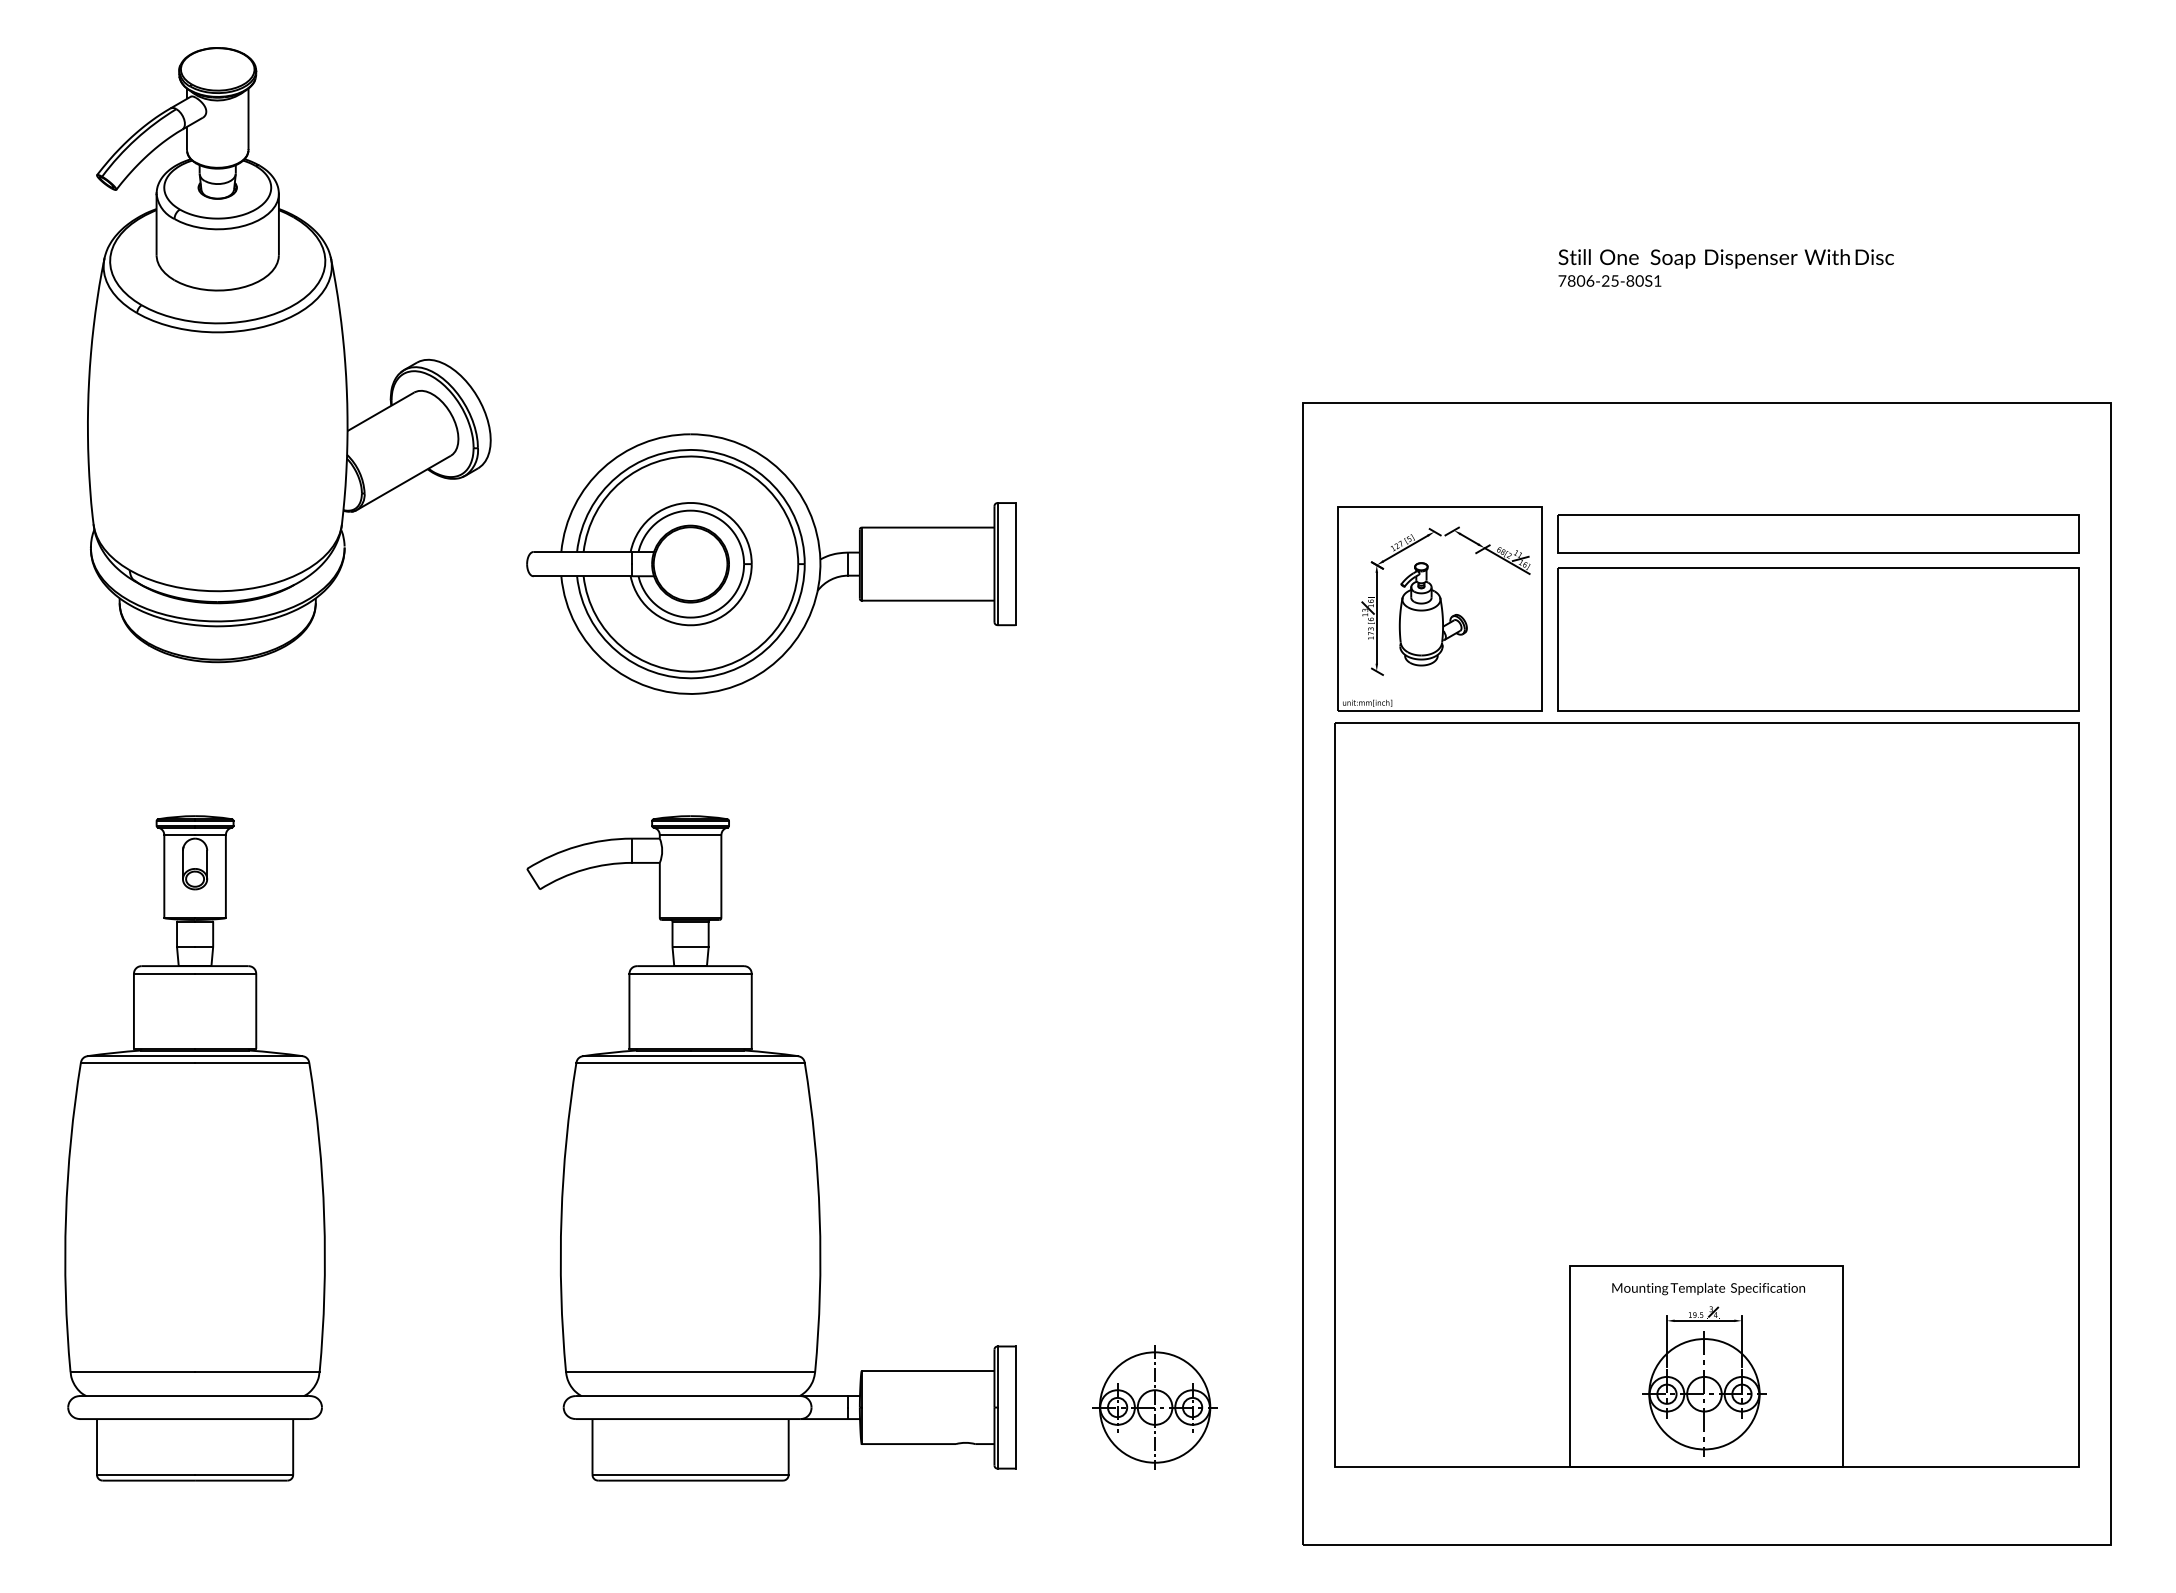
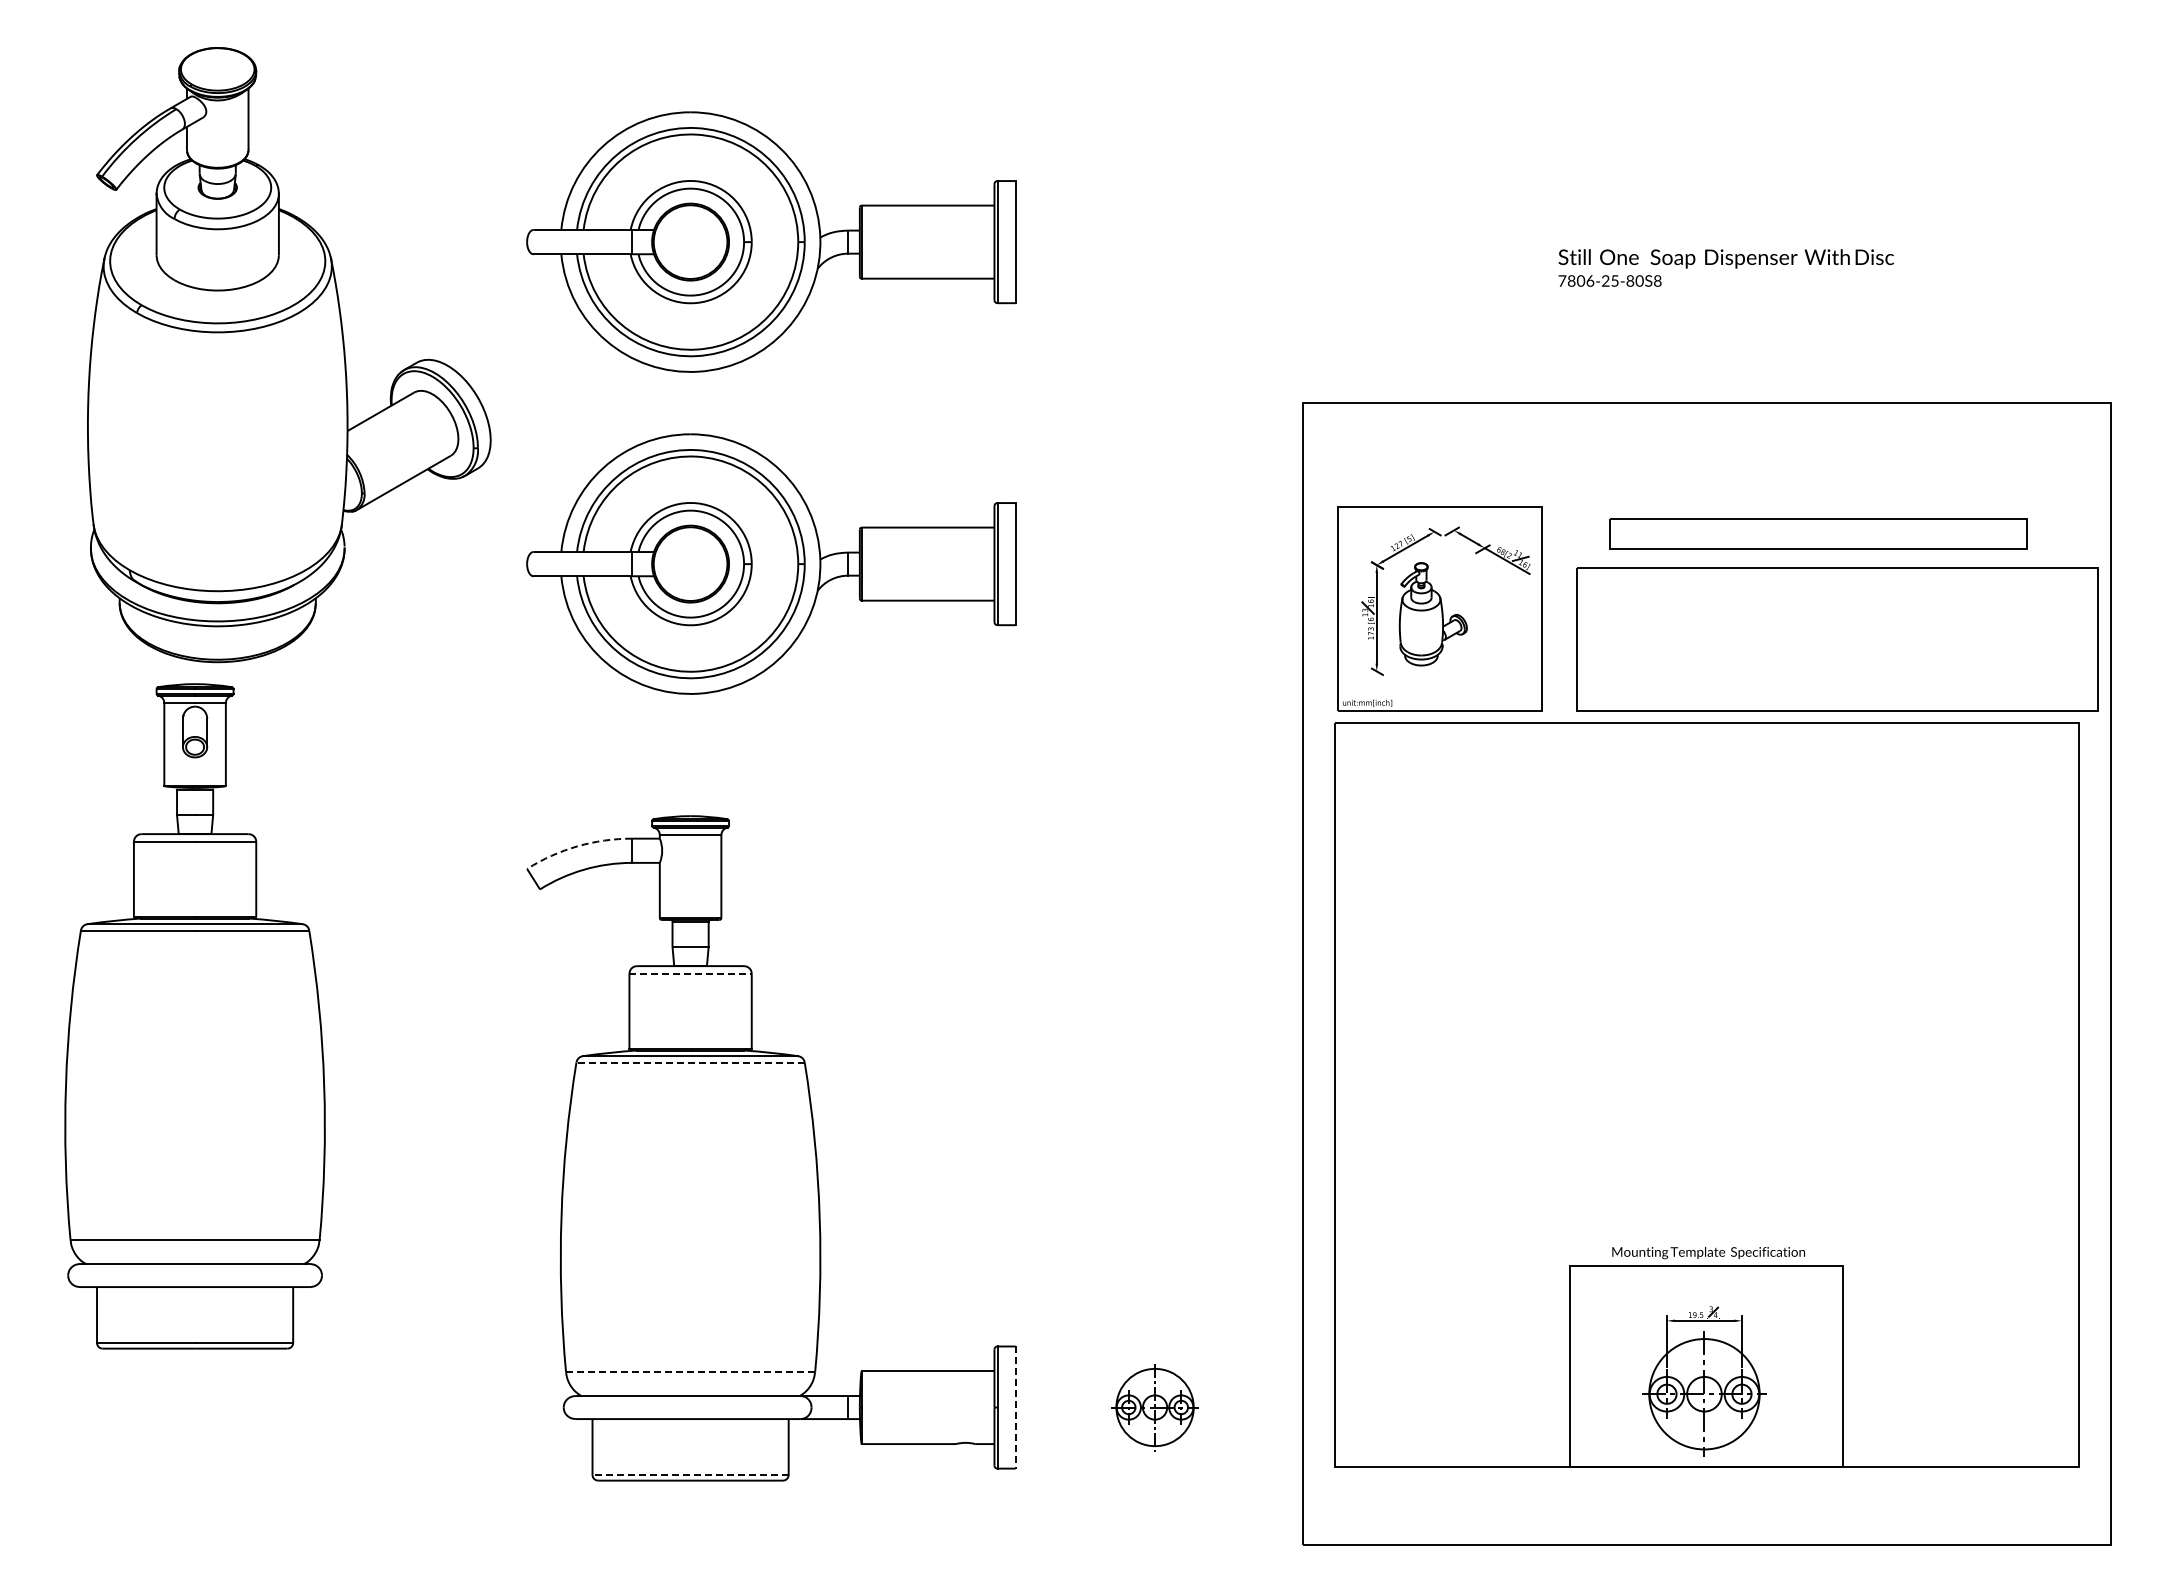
part: none -> present (771, 241)
text: 7806-25-80S1 -> 7806-25-80S8 (1657, 280)
part size: 523x40 px -> 419x32 px (1818, 533)
part position: (1818, 639) -> (1837, 639) (1837, 639)
arc: solid -> dashed (577, 846)
line: solid -> dashed (691, 973)
line: solid -> dashed (690, 1062)
part position: (194, 1148) -> (194, 1016) (194, 1016)
text position: (1708, 1289) -> (1708, 1253) (1708, 1253)
line: solid -> dashed (690, 1372)
part size: 126x125 px -> 88x88 px (1154, 1407)
line: solid -> dashed (1015, 1408)
line: solid -> dashed (690, 1474)
